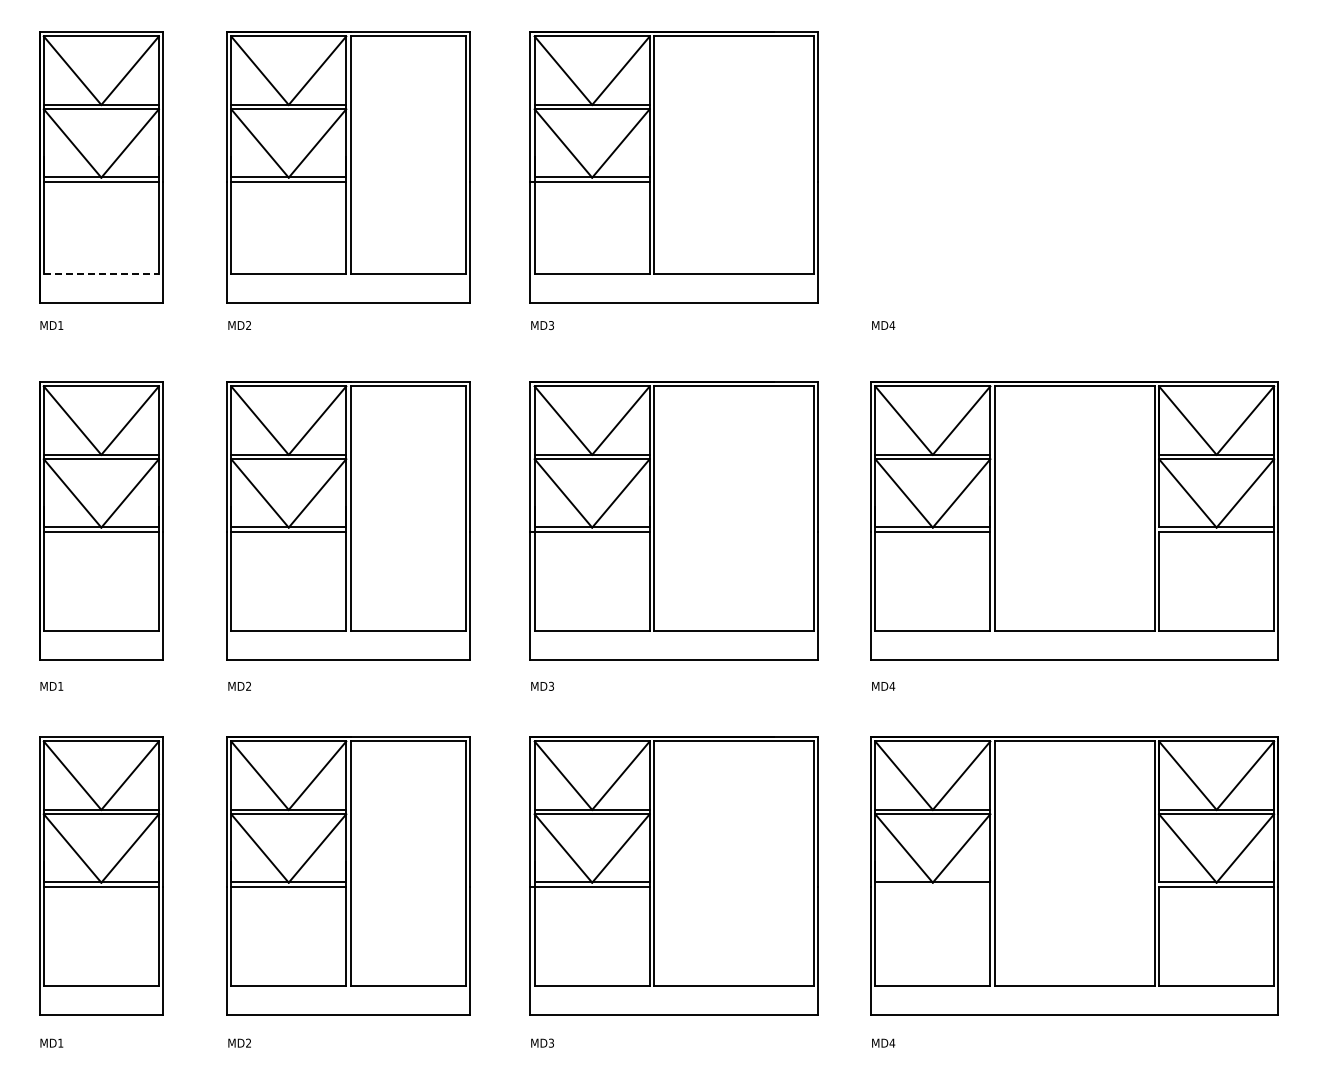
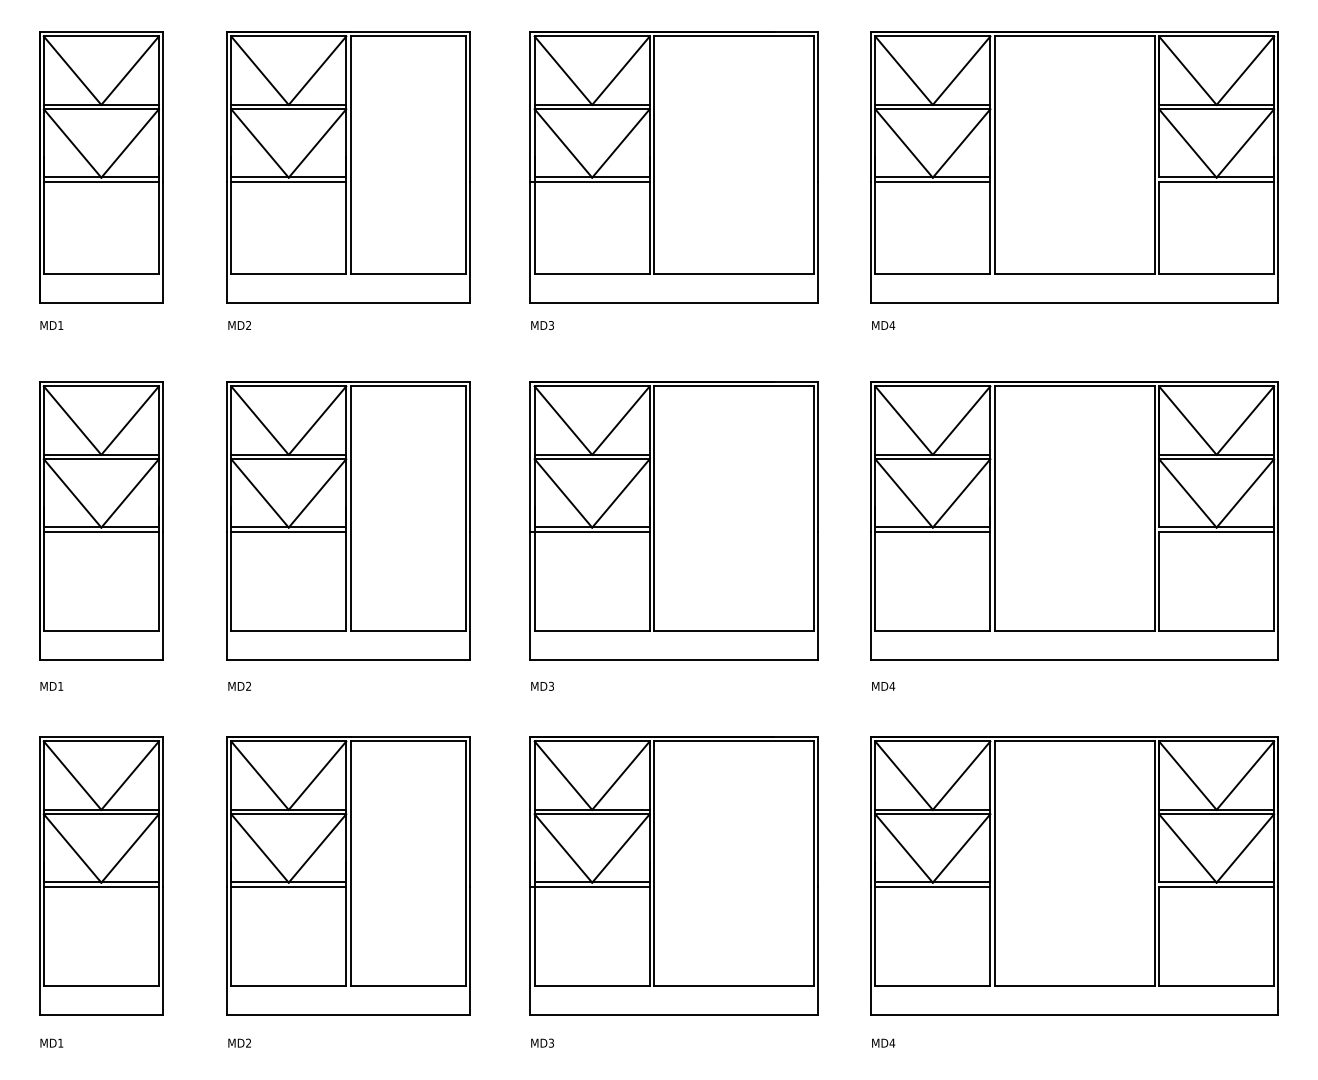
part: none -> present (1074, 167)
line: dashed -> solid (101, 274)
line: none -> present (932, 886)
